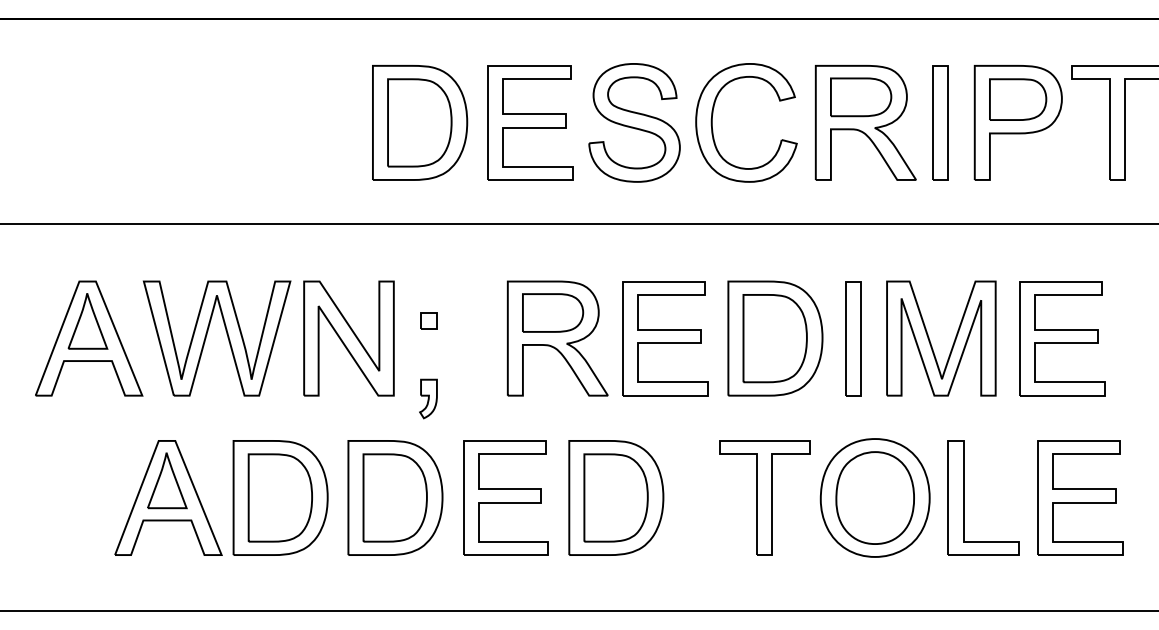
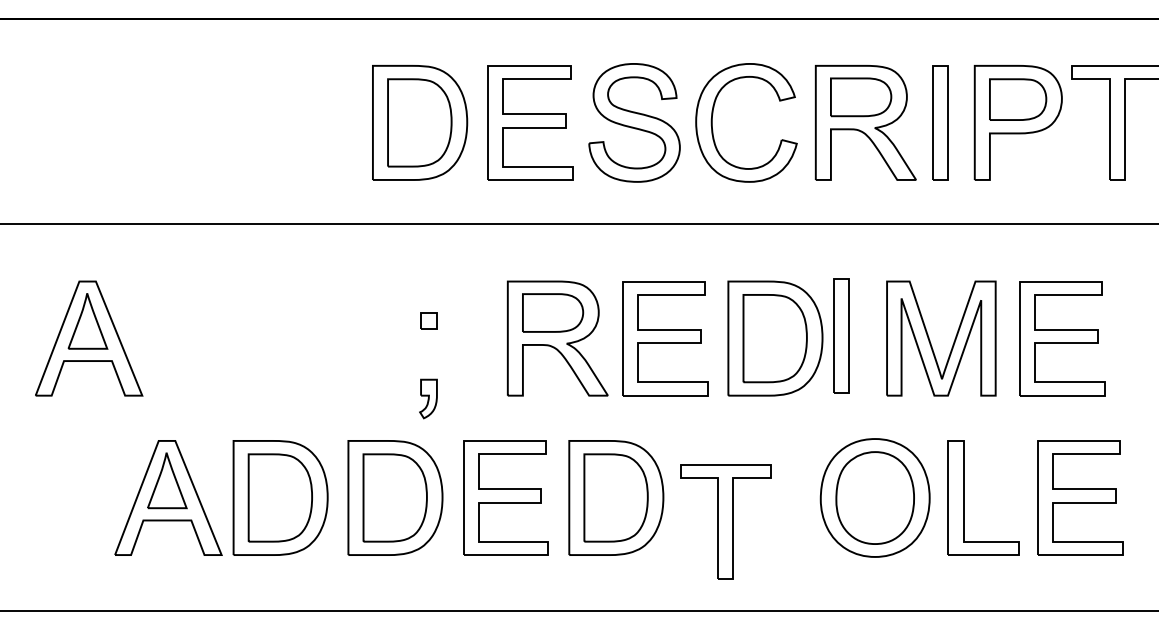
part: present -> none (207, 335)
part: present -> none (348, 338)
part position: (853, 338) -> (841, 335) (841, 335)
part position: (764, 497) -> (725, 521) (725, 521)
